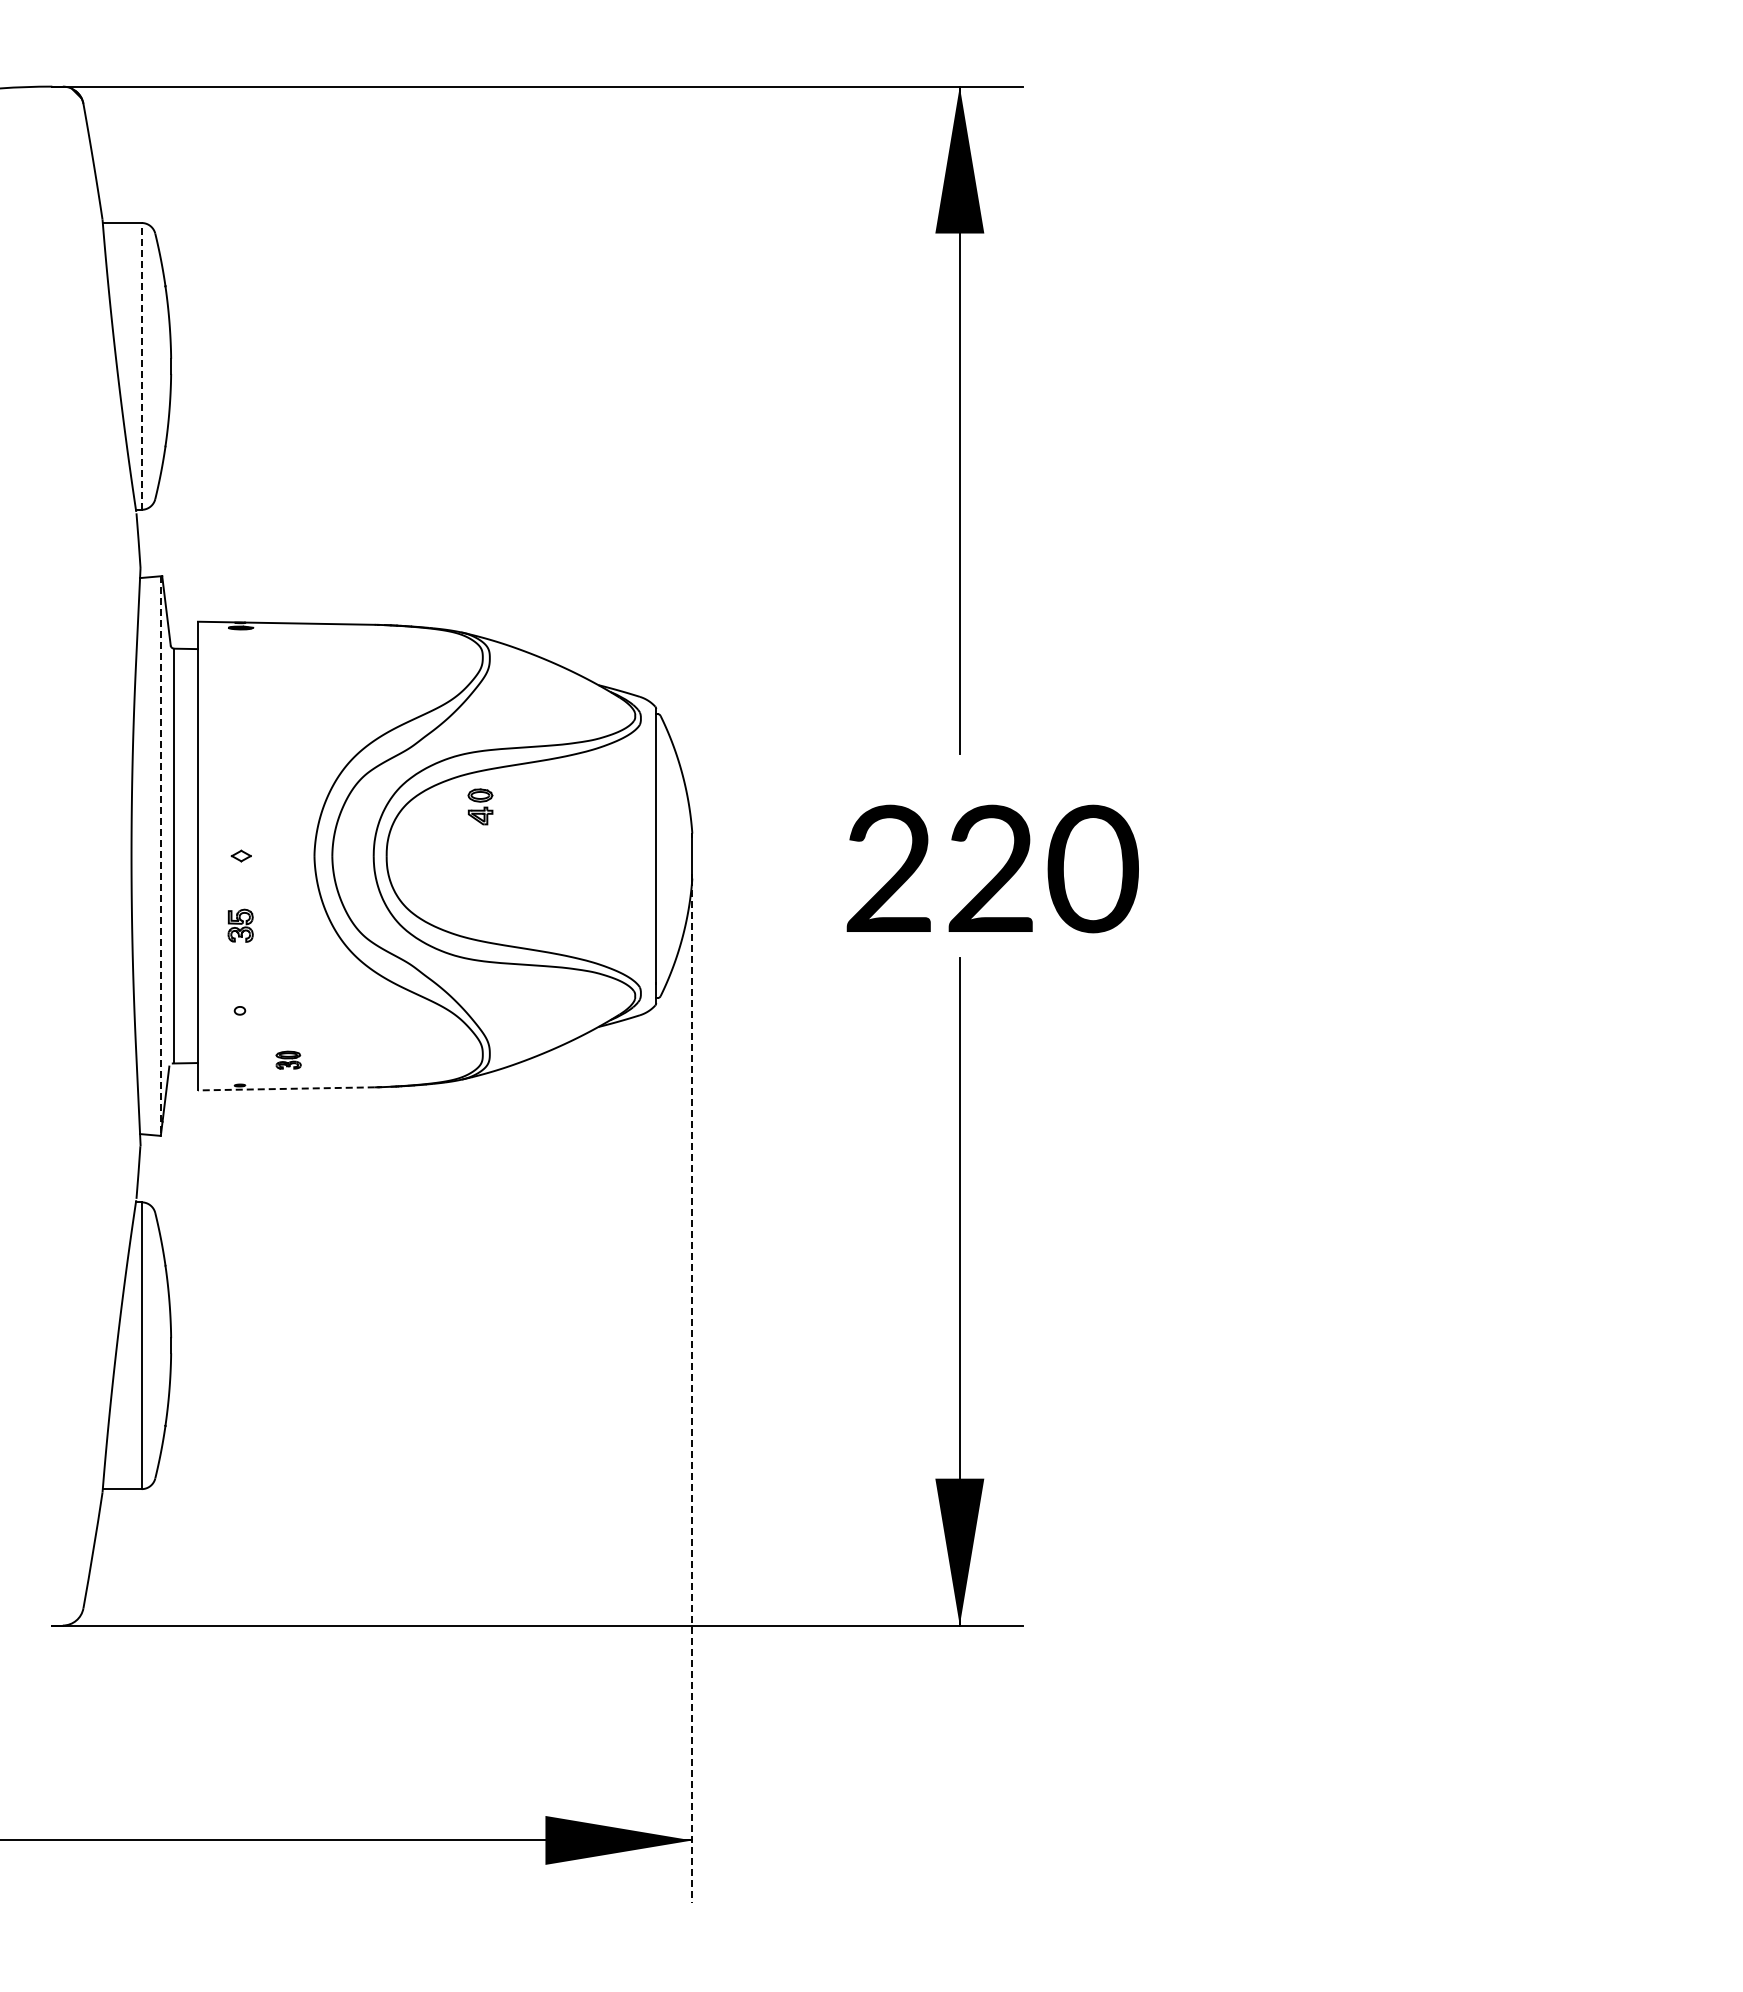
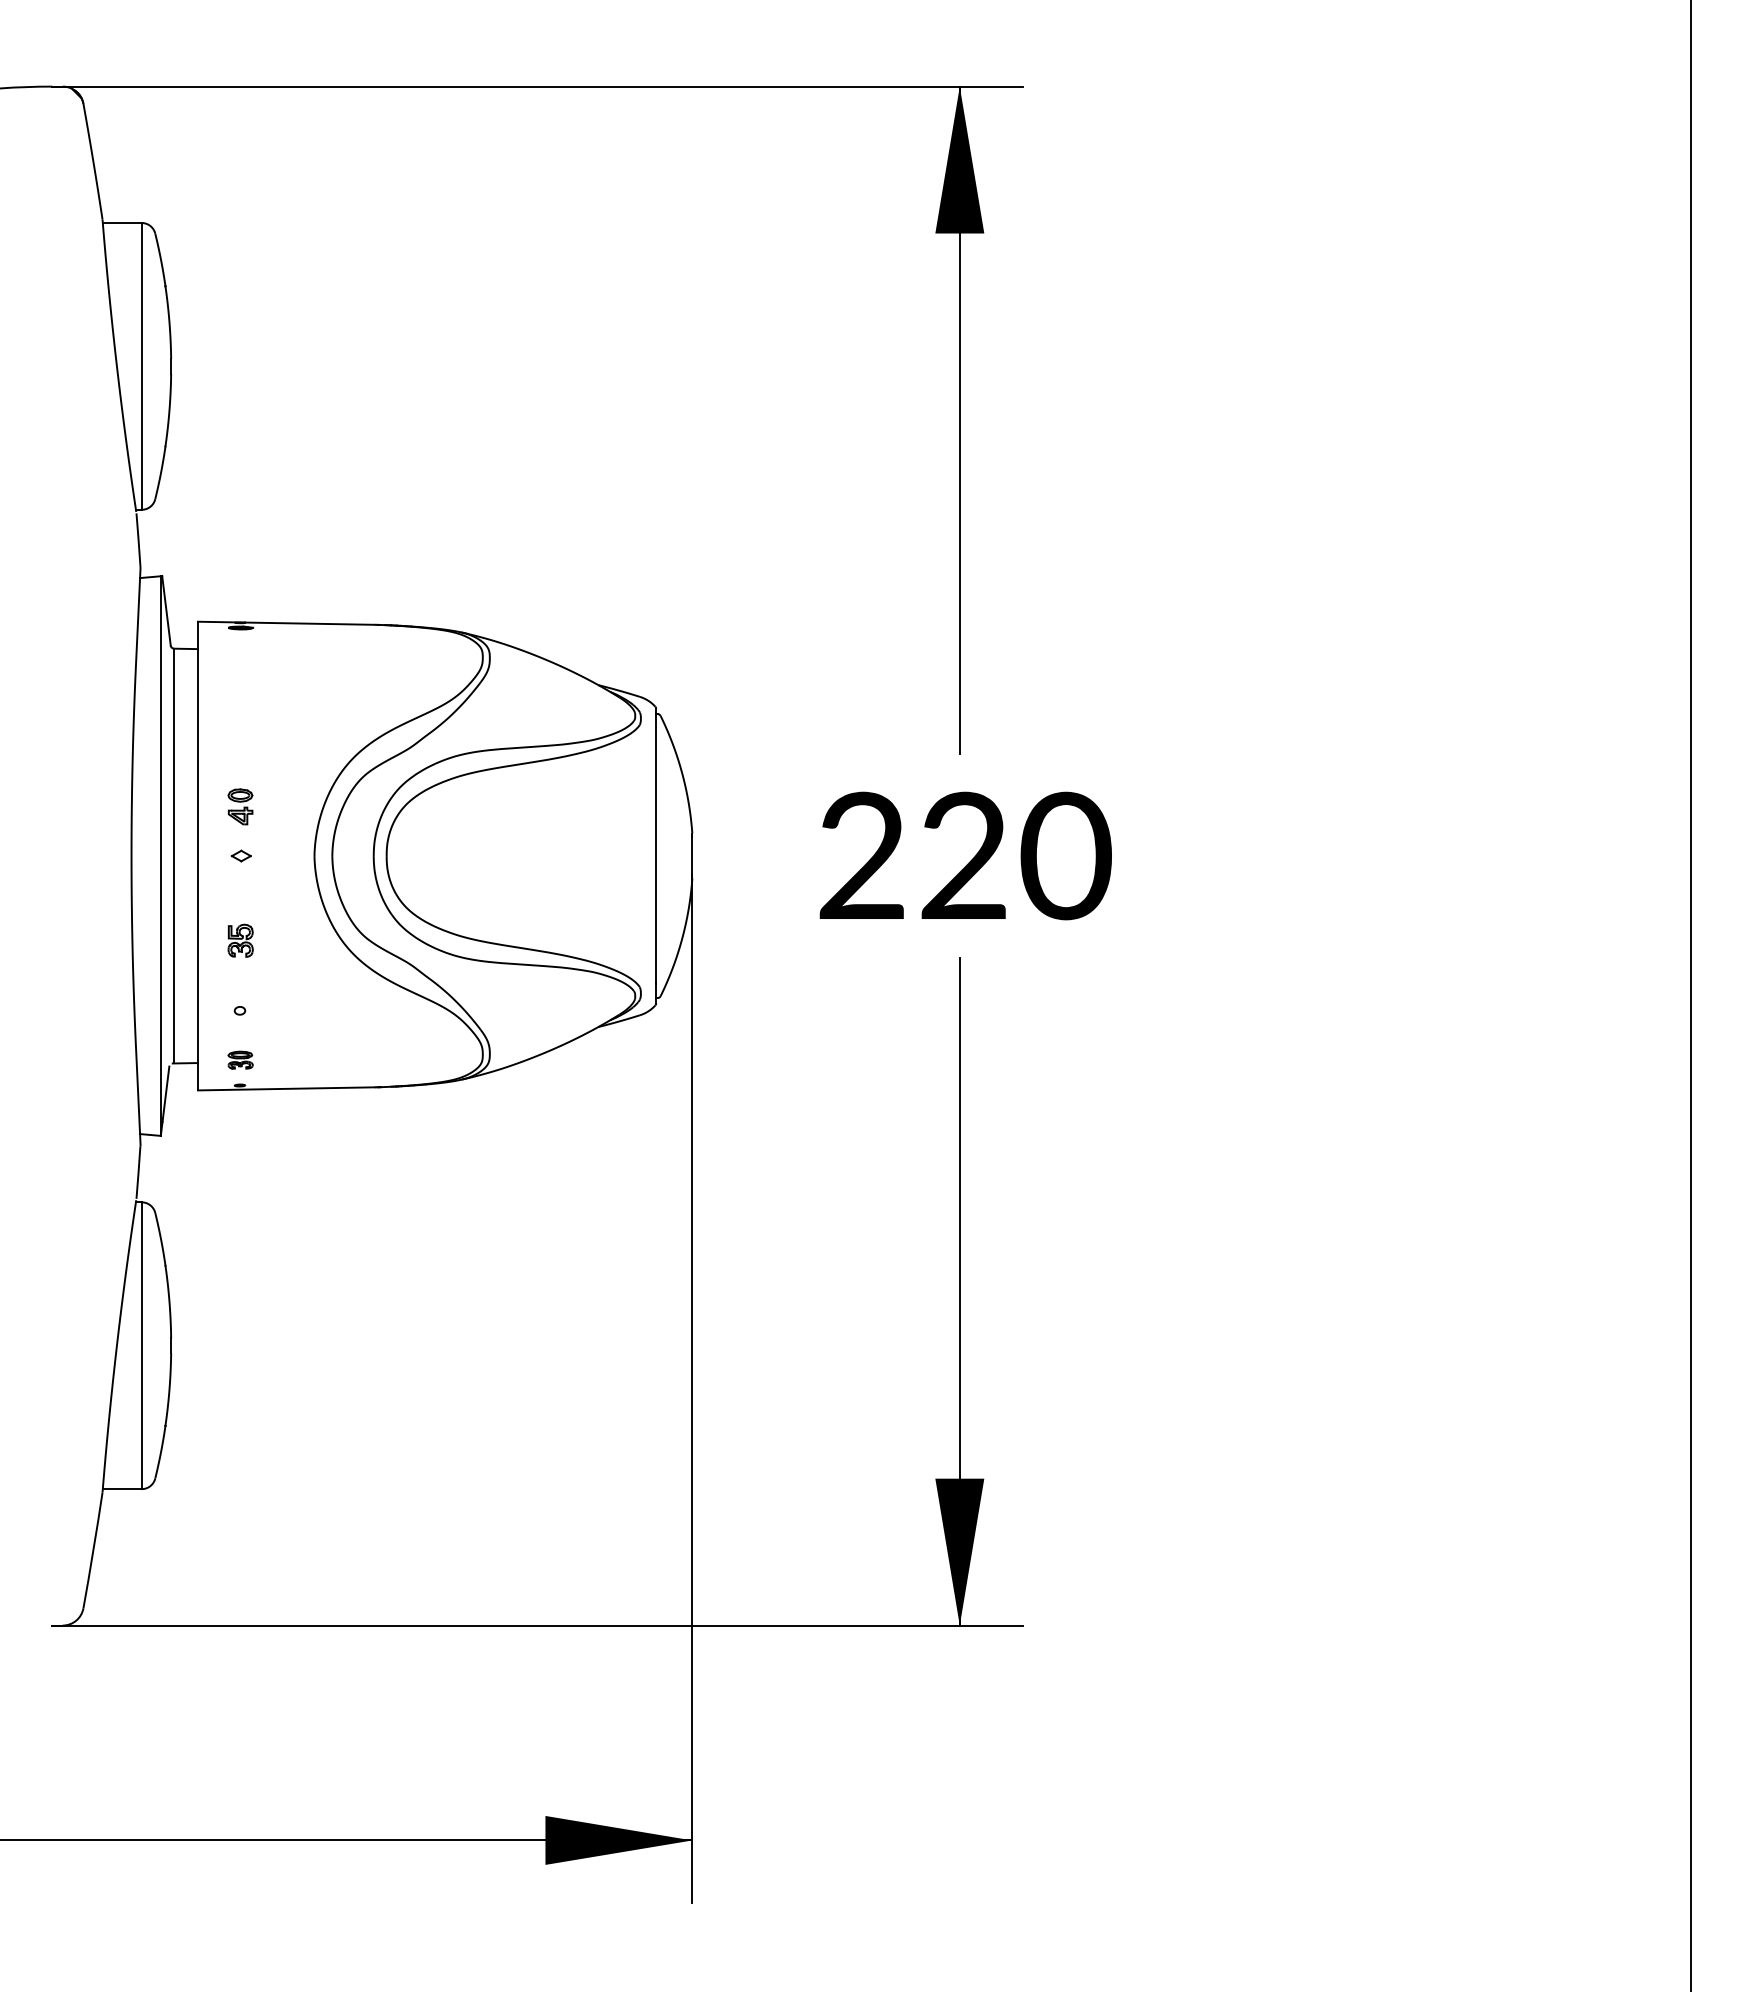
line: dashed -> solid (141, 365)
part position: (480, 806) -> (240, 806) (240, 806)
line: dashed -> solid (160, 856)
text position: (992, 868) -> (965, 855) (965, 855)
part position: (240, 925) -> (240, 940) (240, 940)
line: none -> present (1690, 995)
part position: (288, 1059) -> (240, 1059) (240, 1059)
line: dashed -> solid (285, 1088)
line: dashed -> solid (692, 1391)
